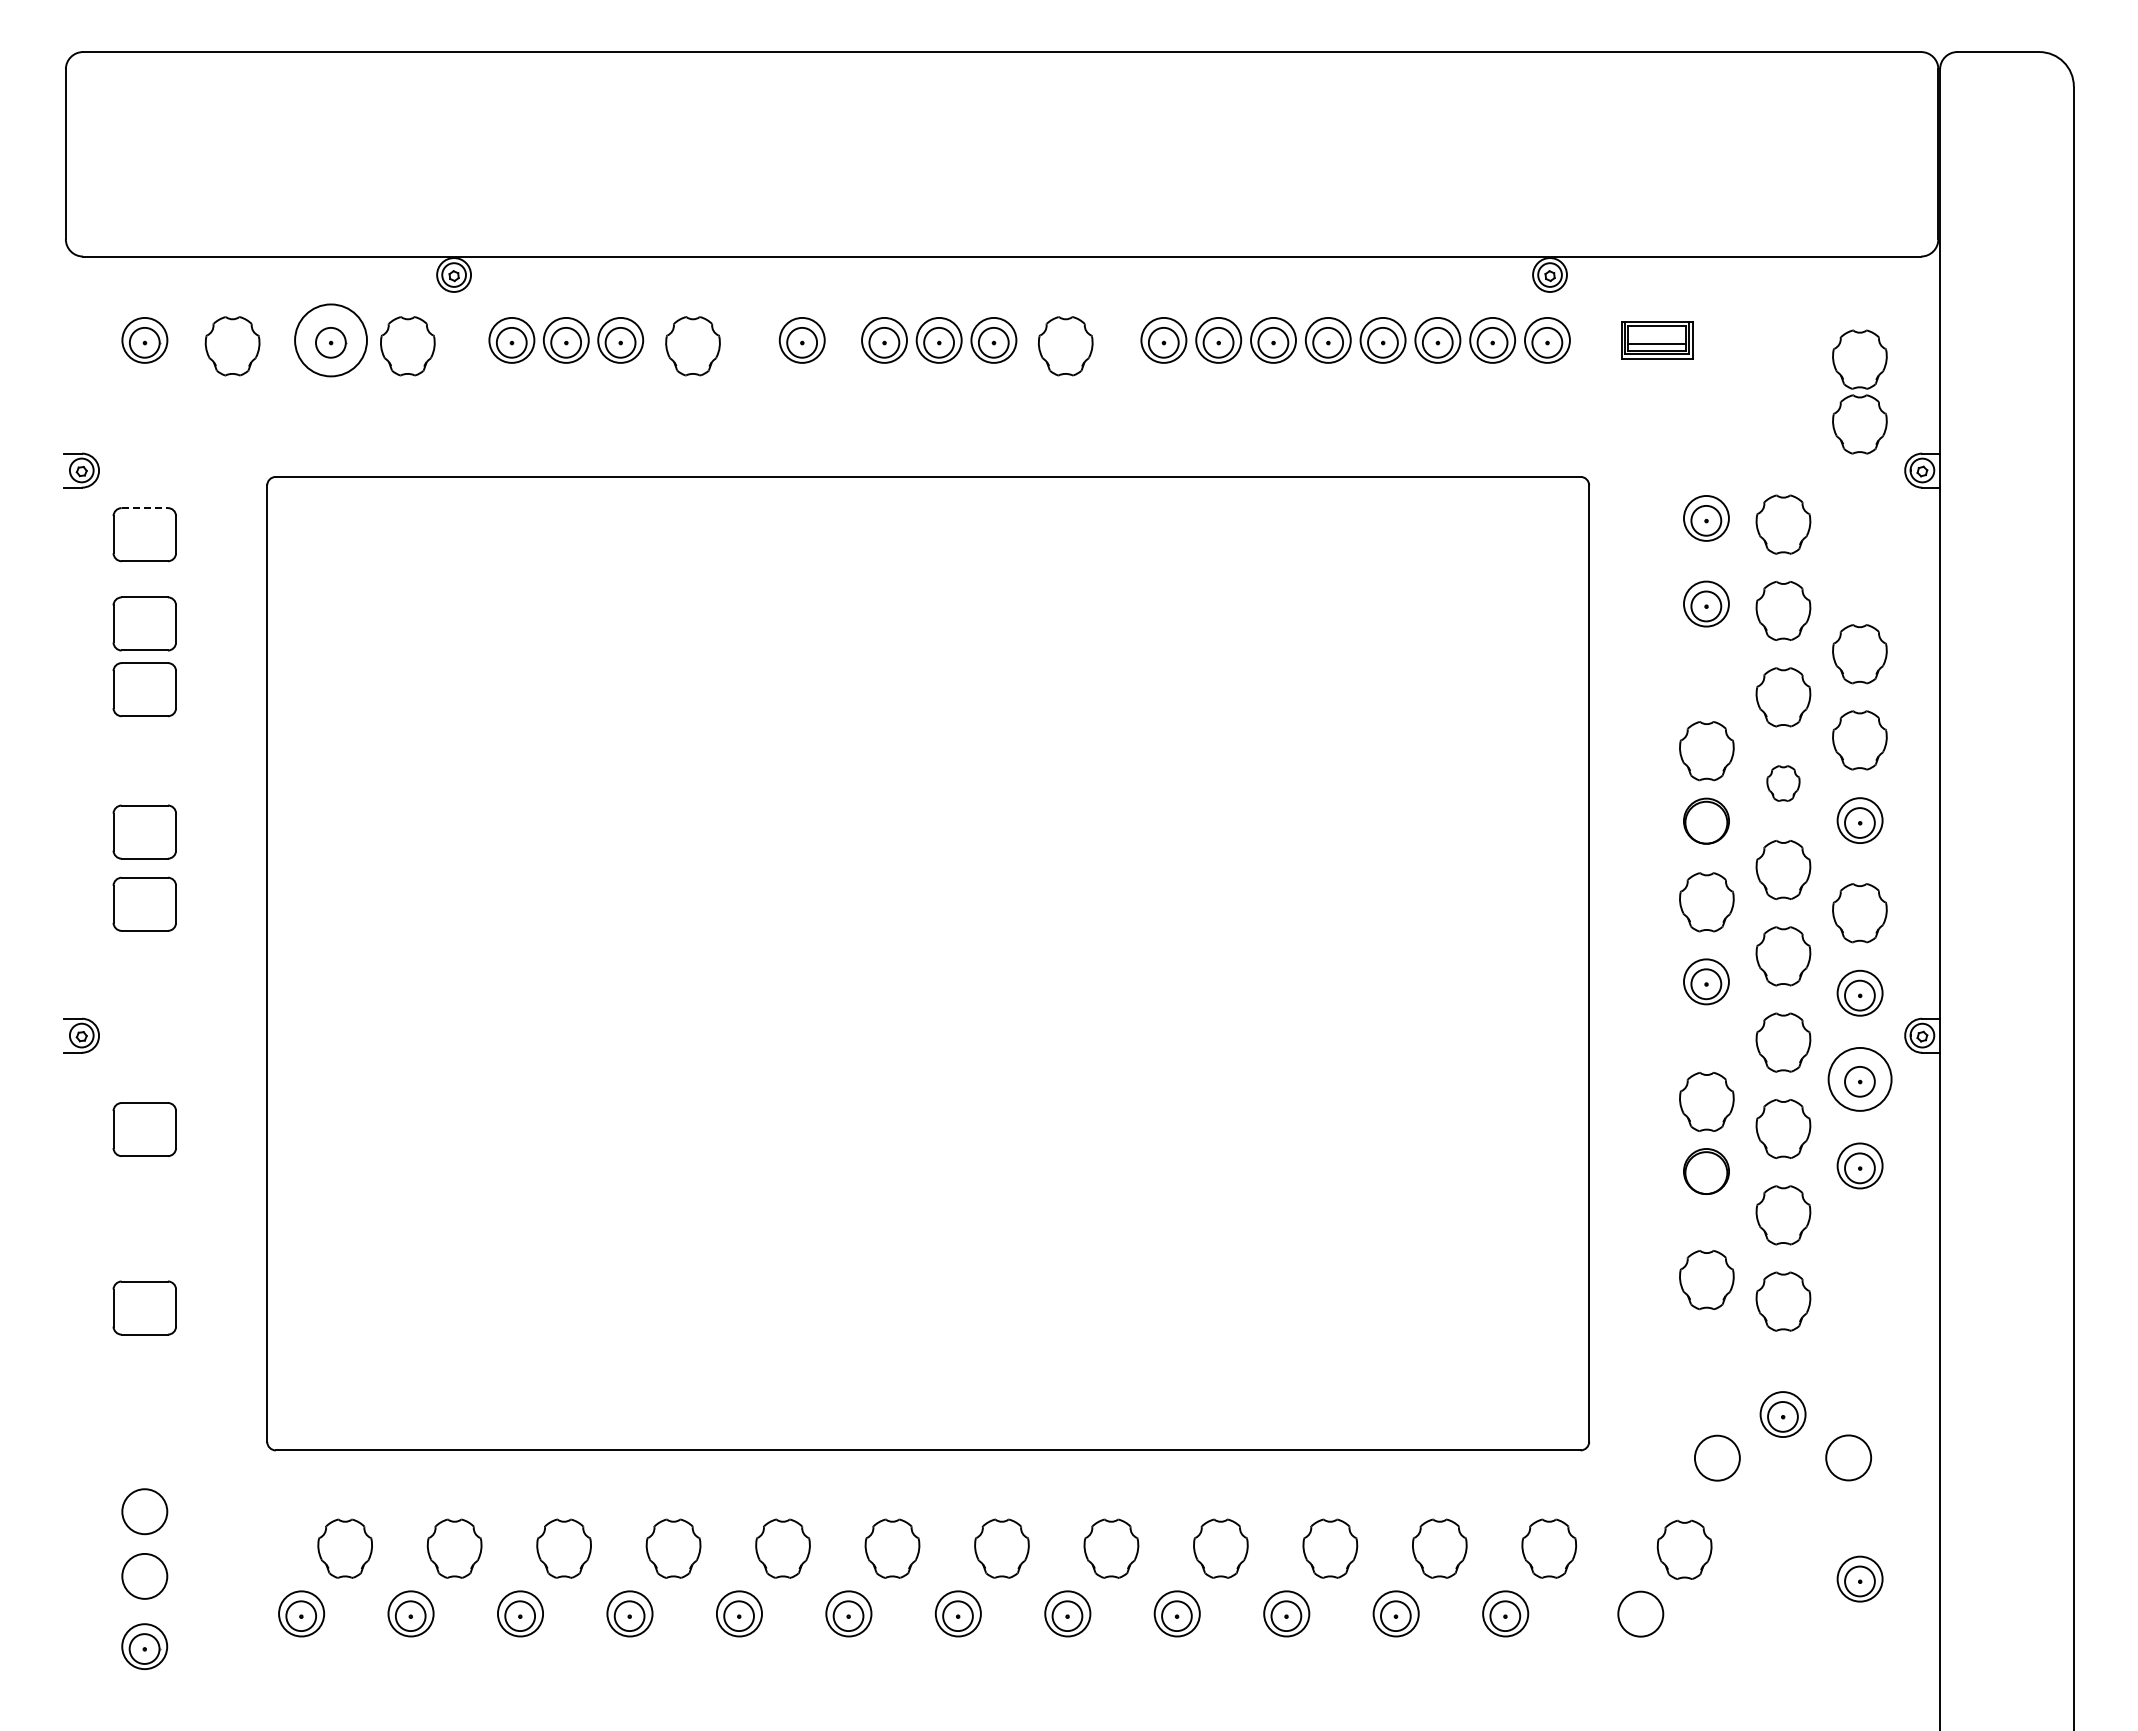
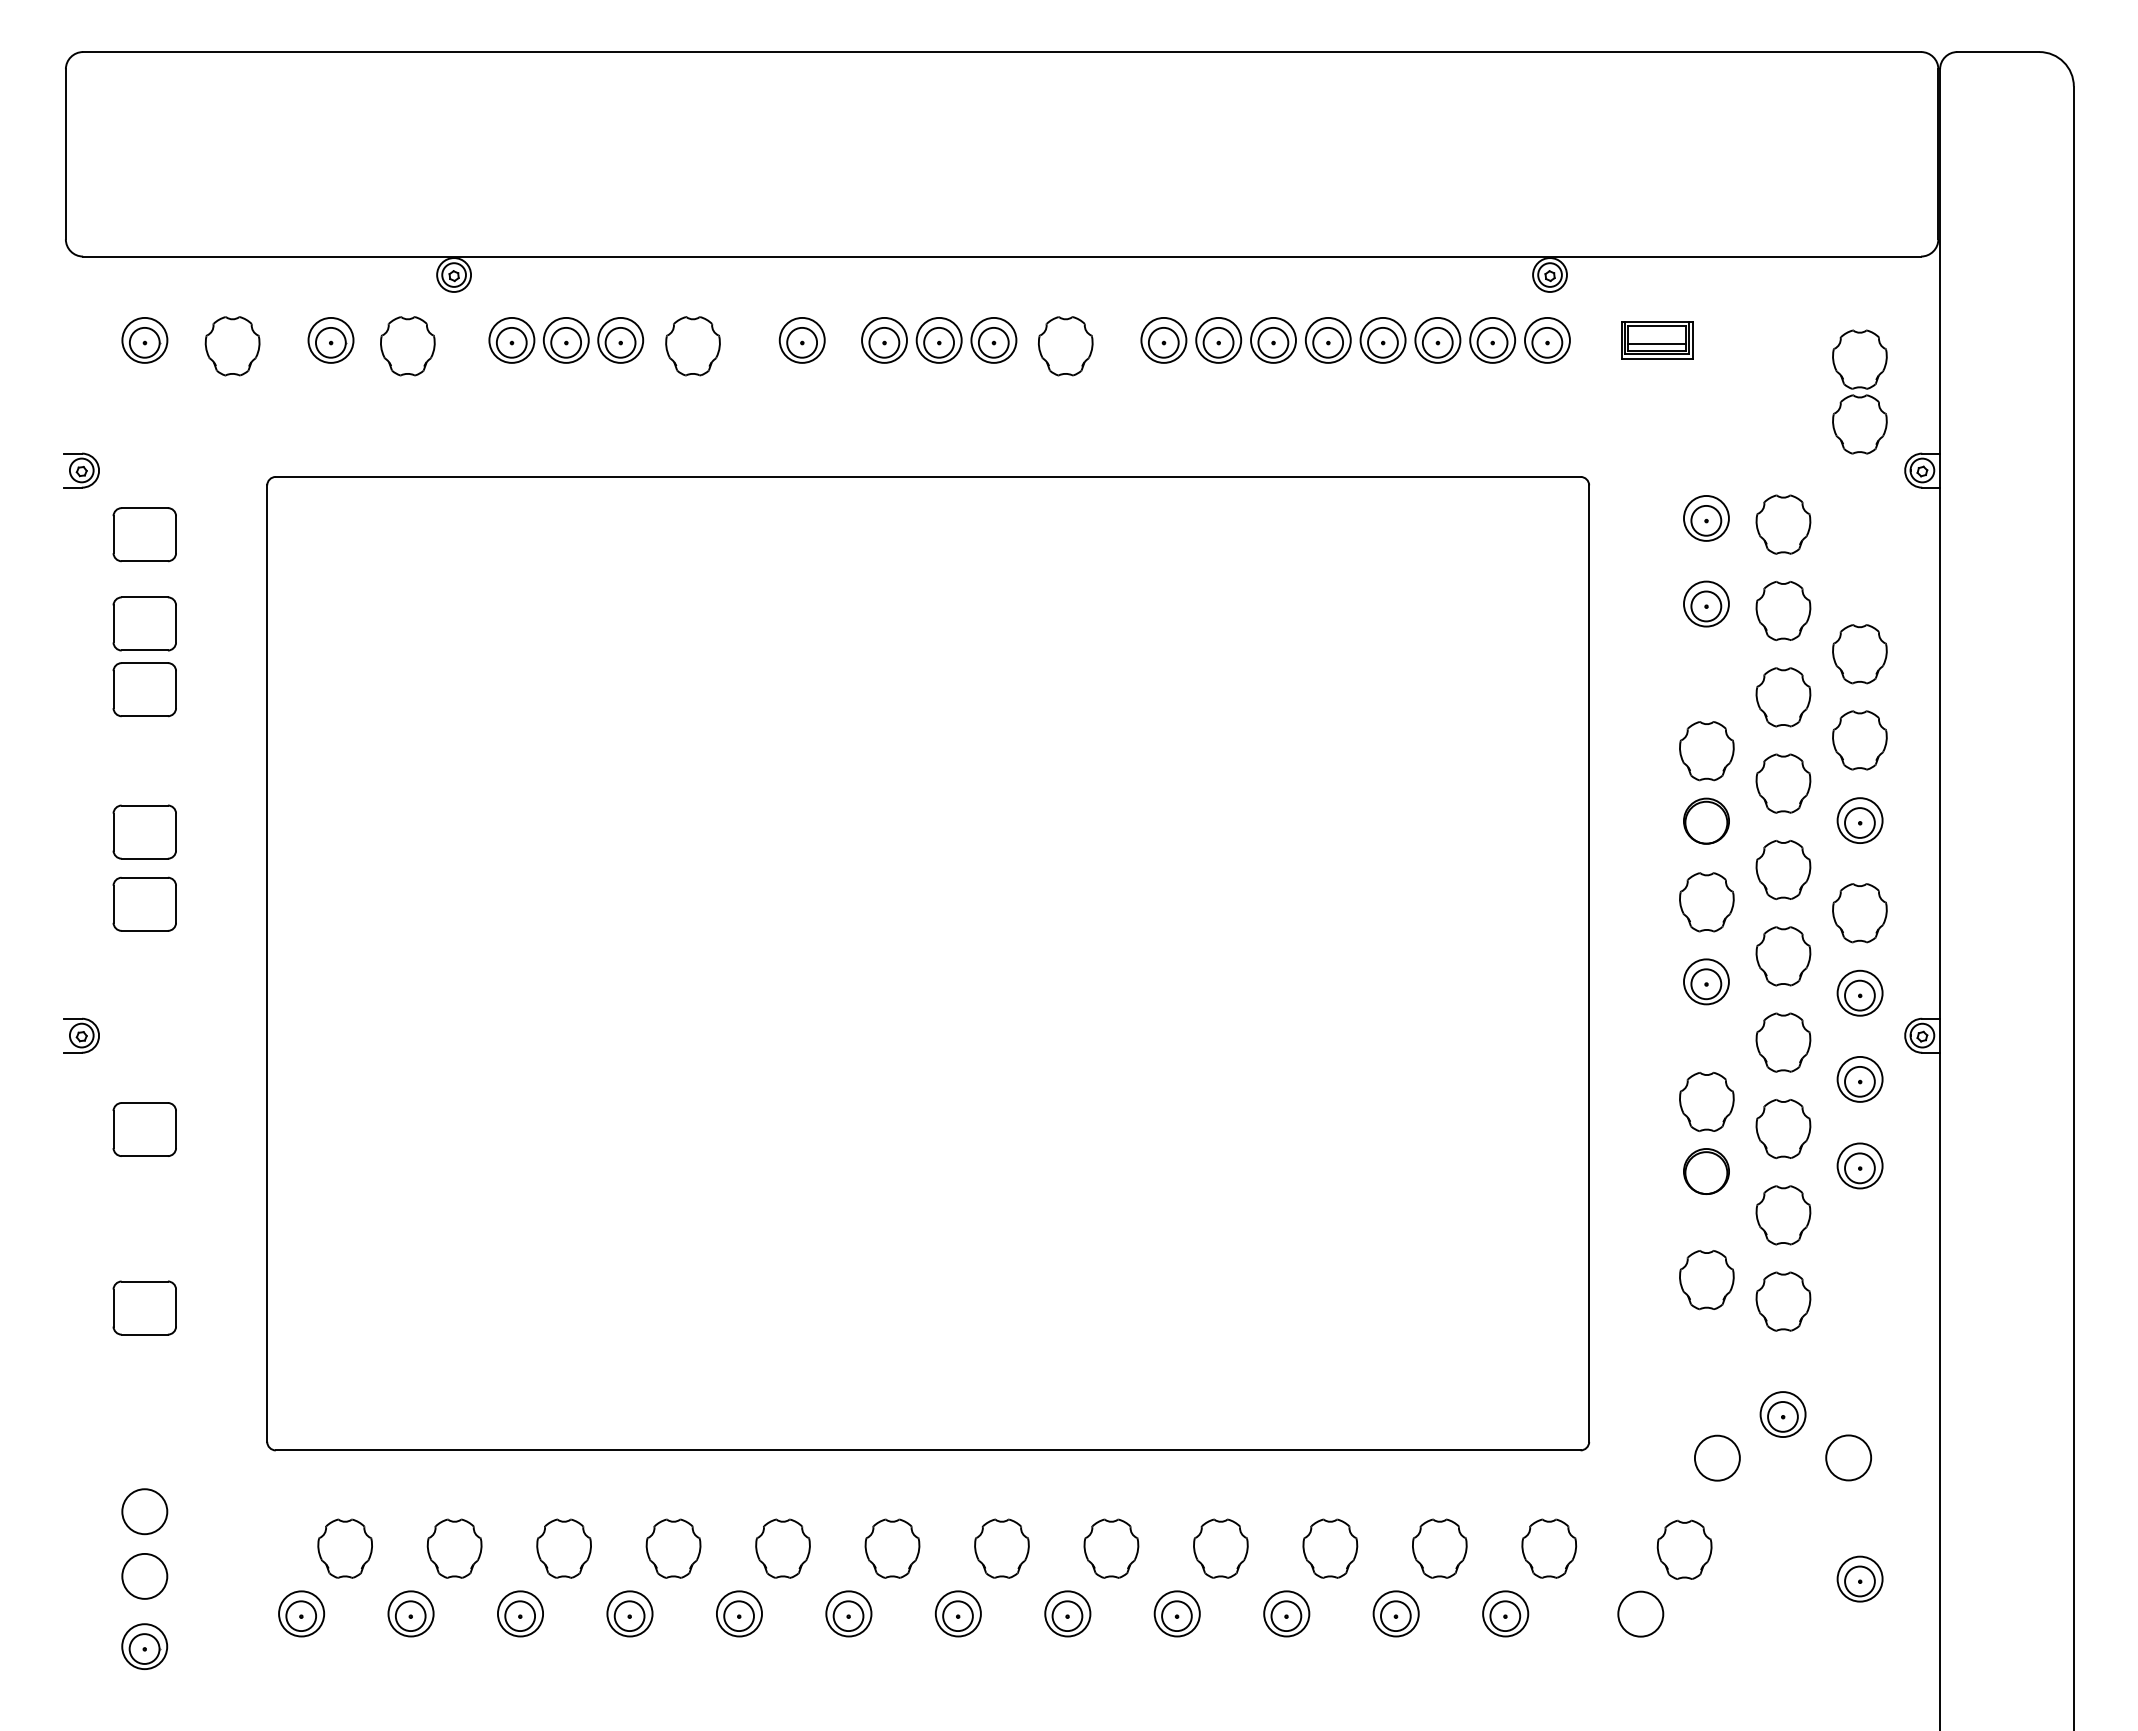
circle diameter: 72 px -> 45 px (330, 339)
line: dashed -> solid (145, 508)
part size: 35x37 px -> 57x61 px (1783, 783)
circle diameter: 63 px -> 45 px (1859, 1078)
